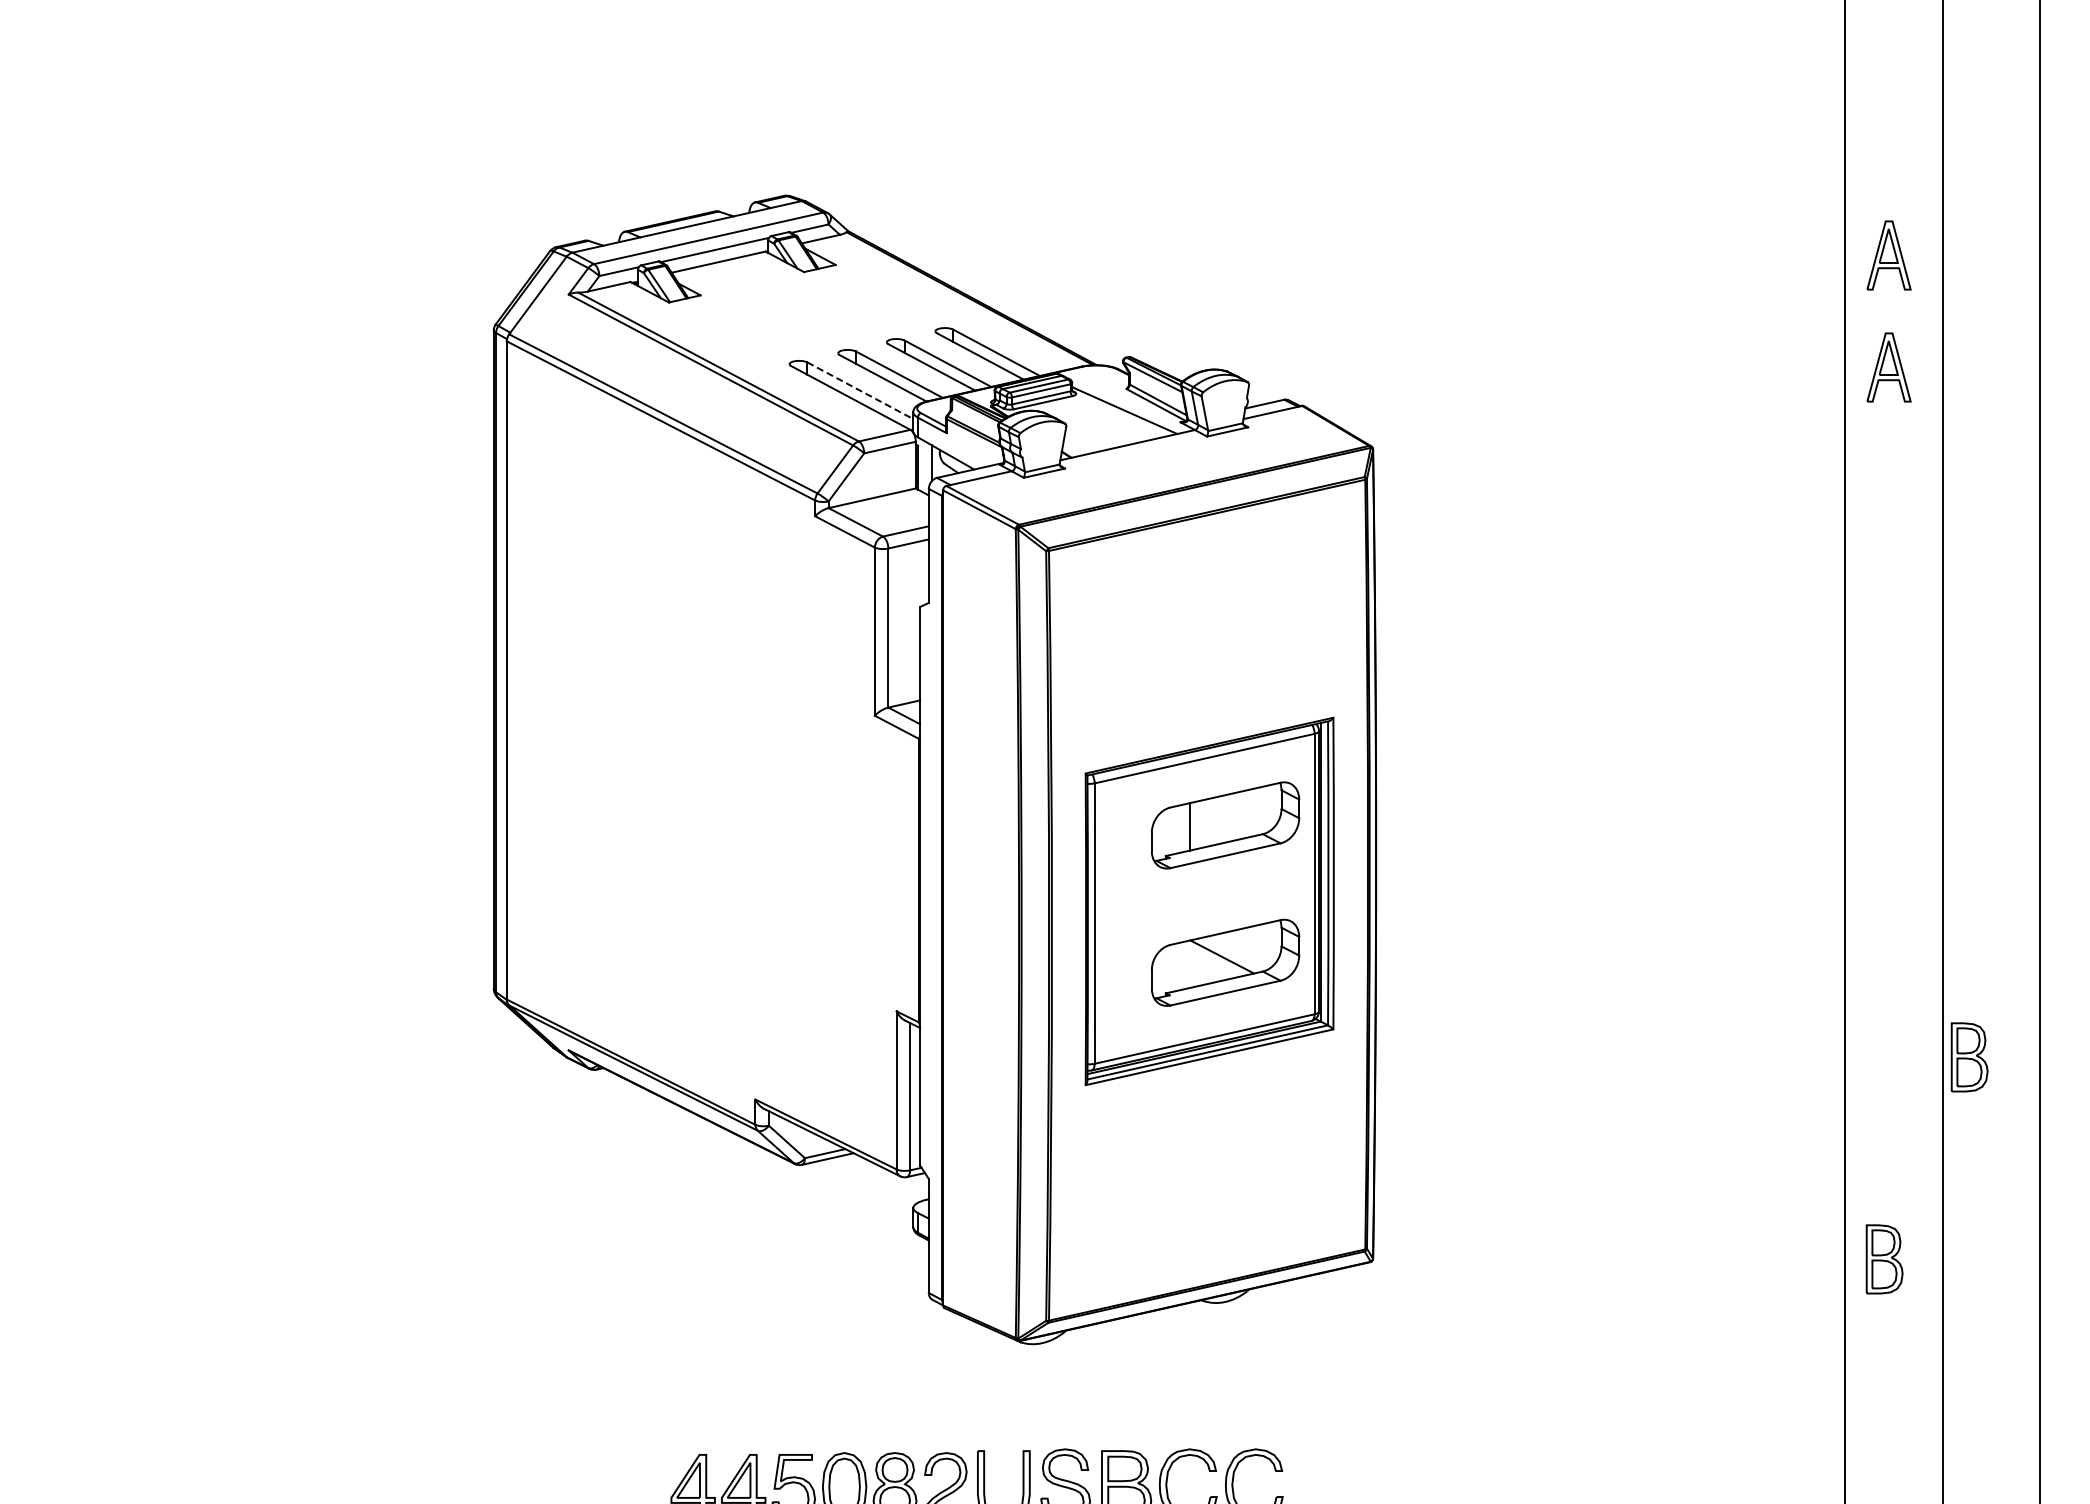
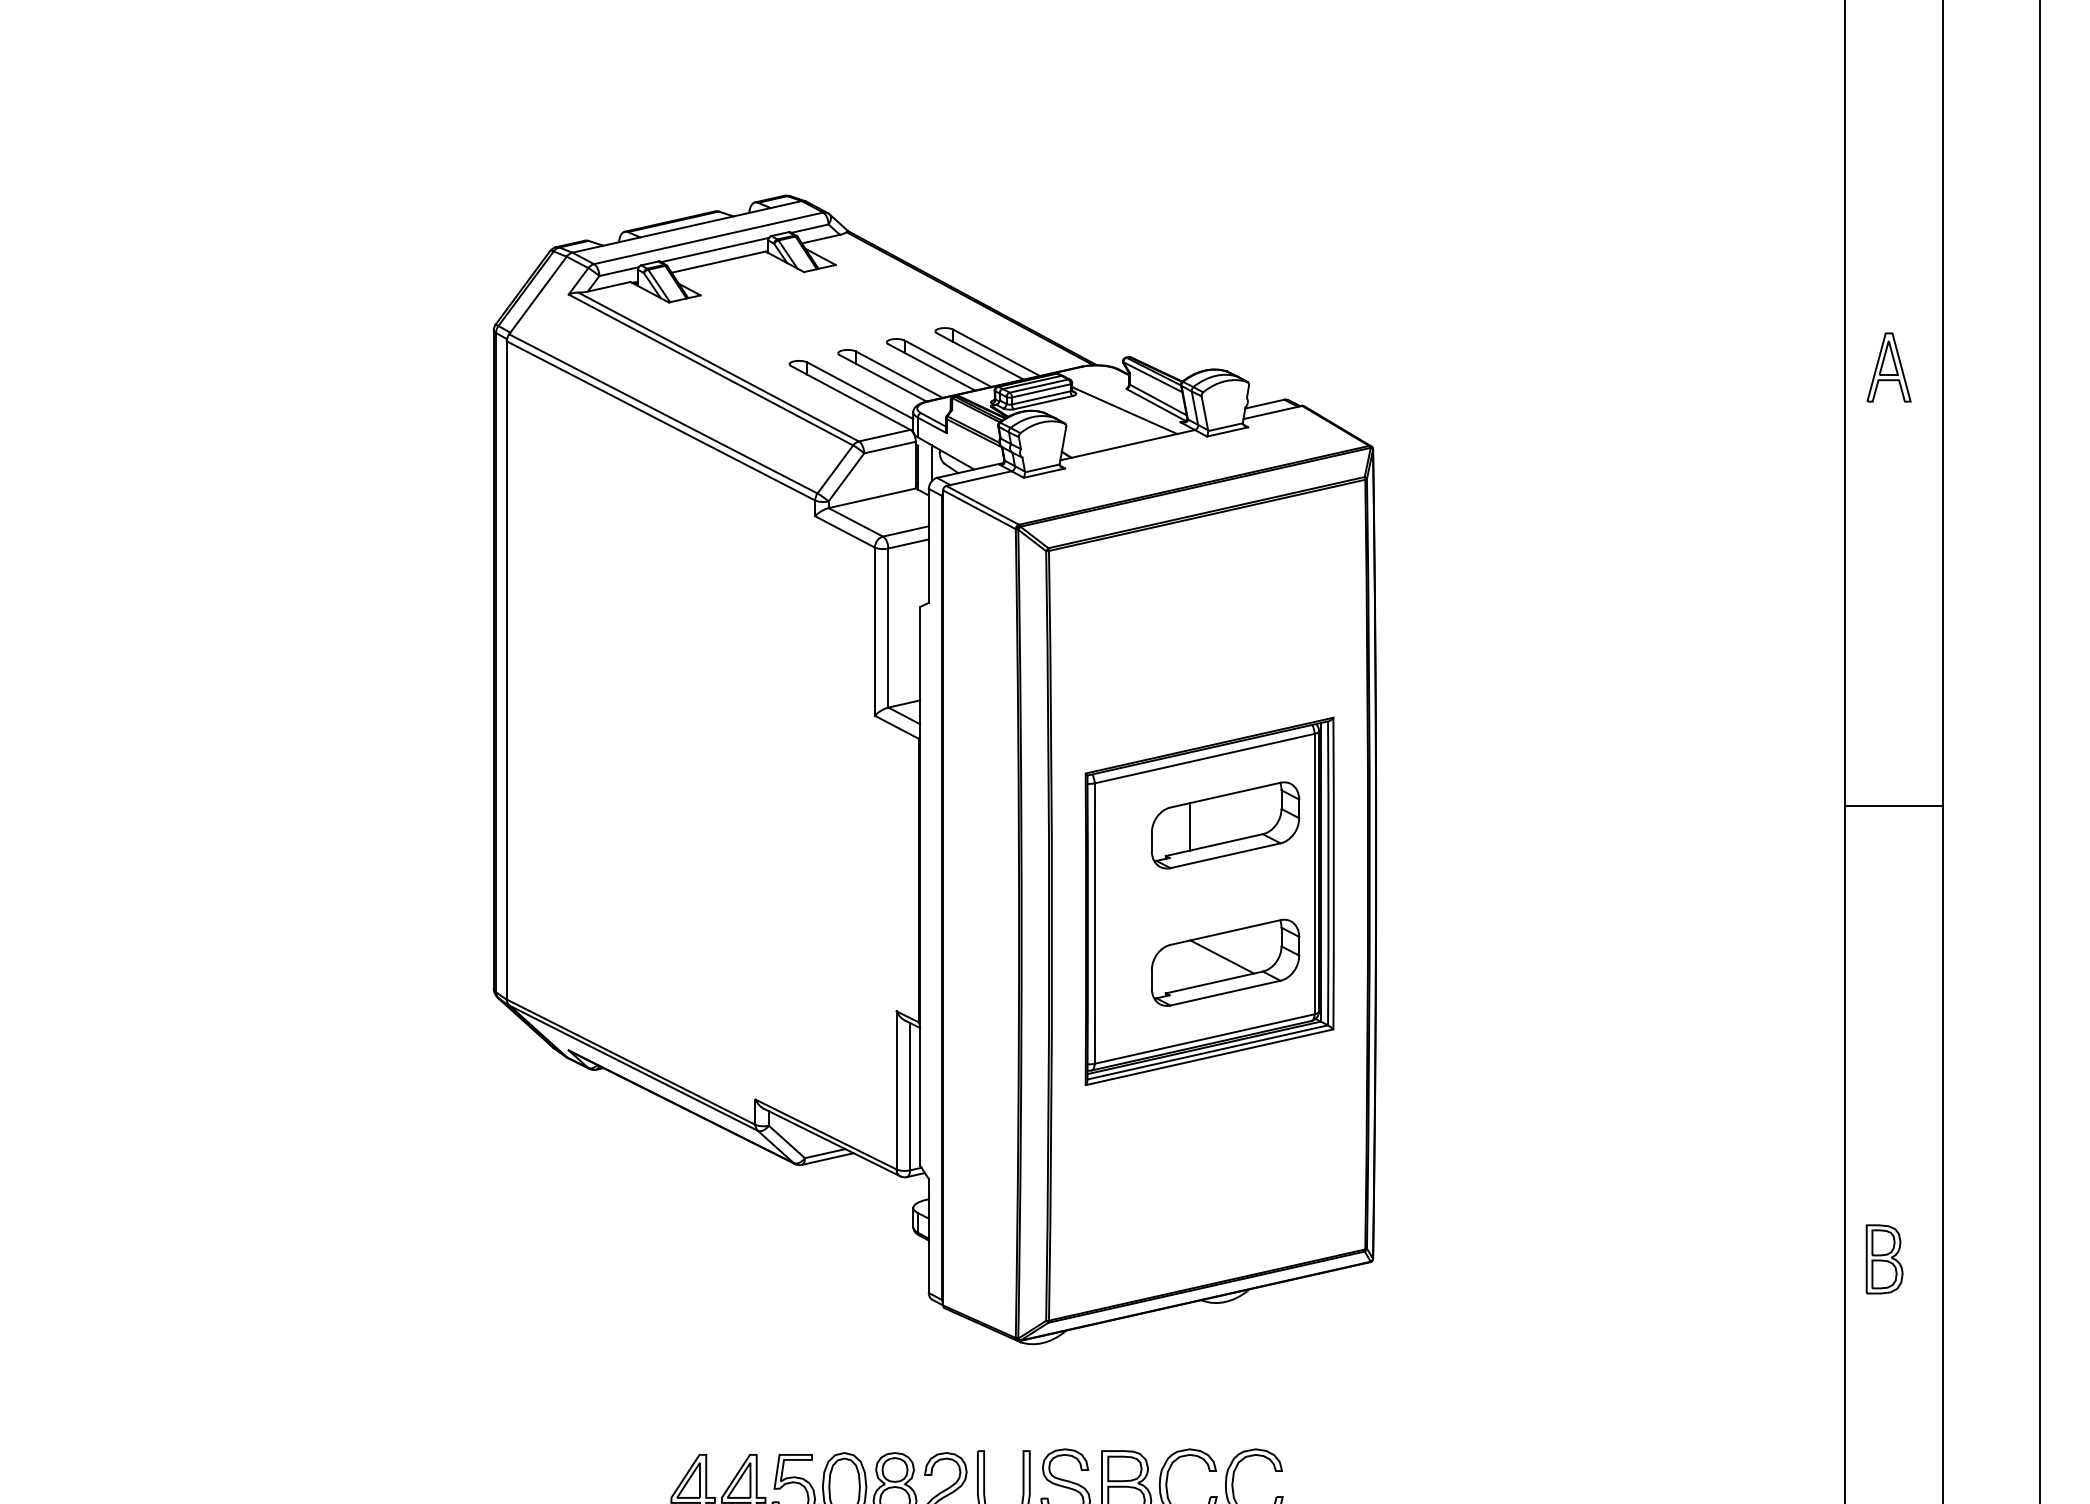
part: present -> none (1888, 255)
line: dashed -> solid (860, 390)
line: none -> present (1893, 806)
part: present -> none (1969, 1057)
